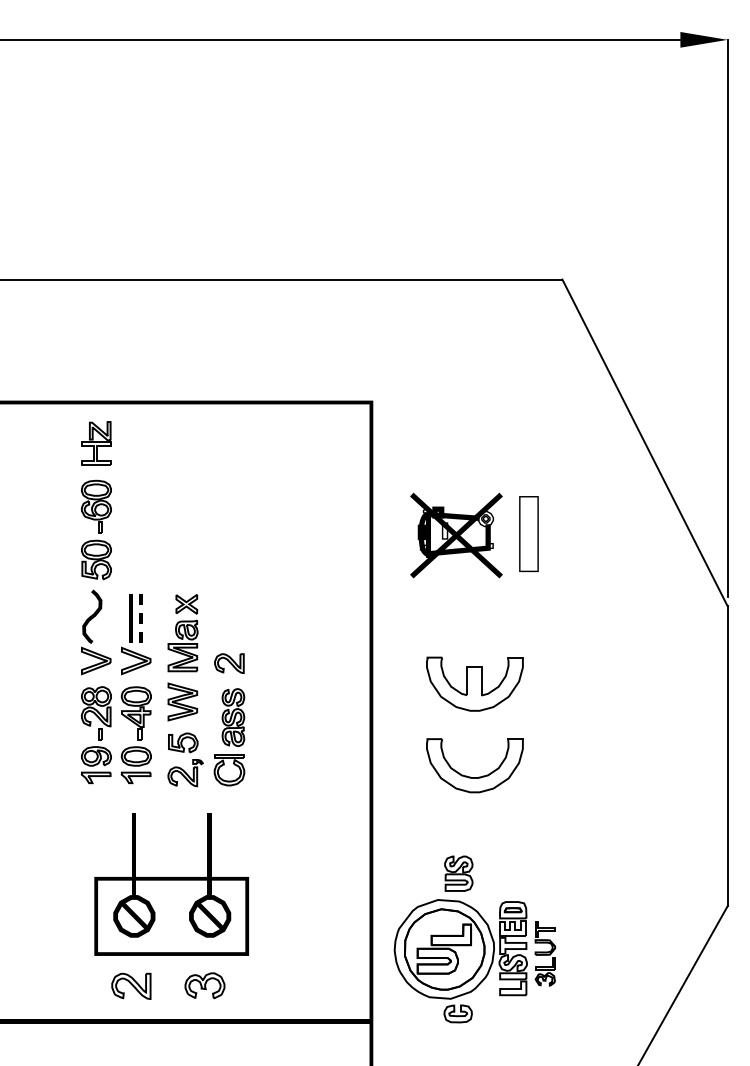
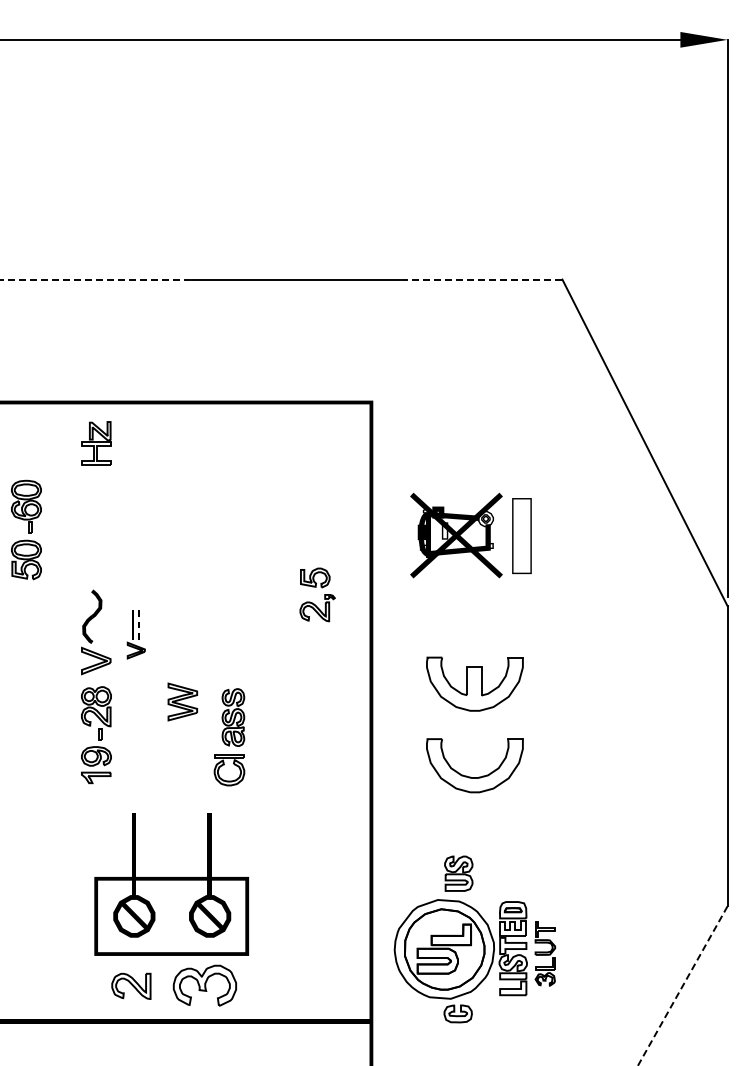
line: solid -> dashed (96, 279)
line: solid -> dashed (480, 279)
part position: (96, 529) -> (26, 529) (26, 529)
part position: (528, 534) -> (521, 536) (521, 536)
part: present -> none (182, 633)
part size: 31x82 px -> 20x50 px (135, 634)
part: present -> none (229, 663)
part: present -> none (135, 735)
part position: (192, 759) -> (324, 594) (324, 594)
part size: 42x28 px -> 65x43 px (204, 985)
line: solid -> dashed (683, 985)
